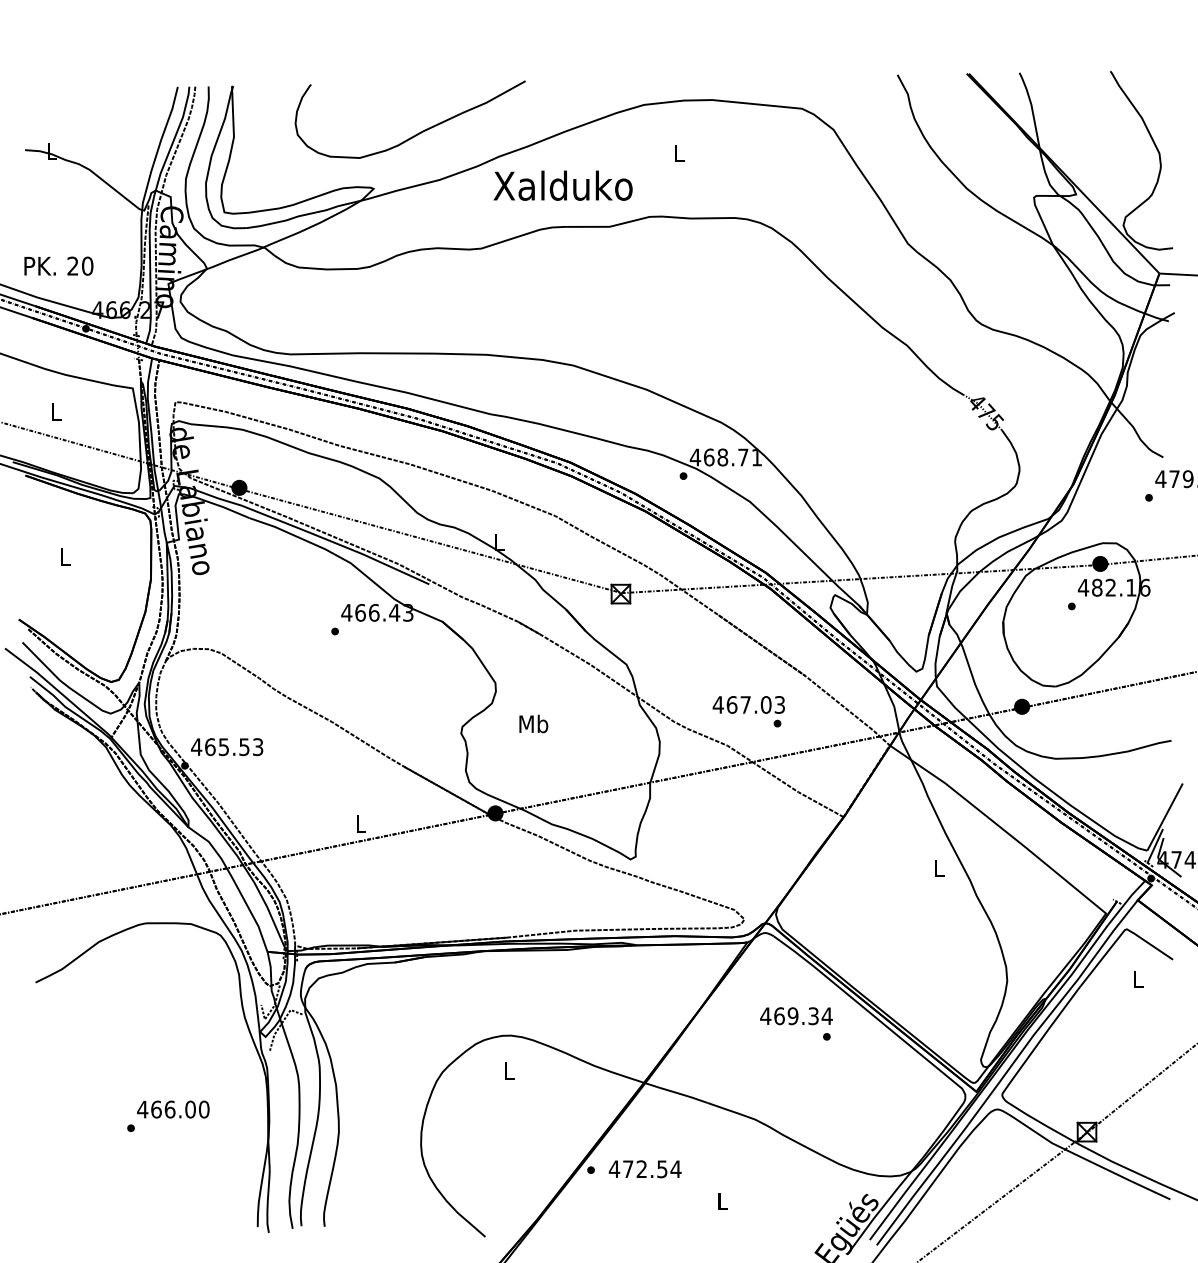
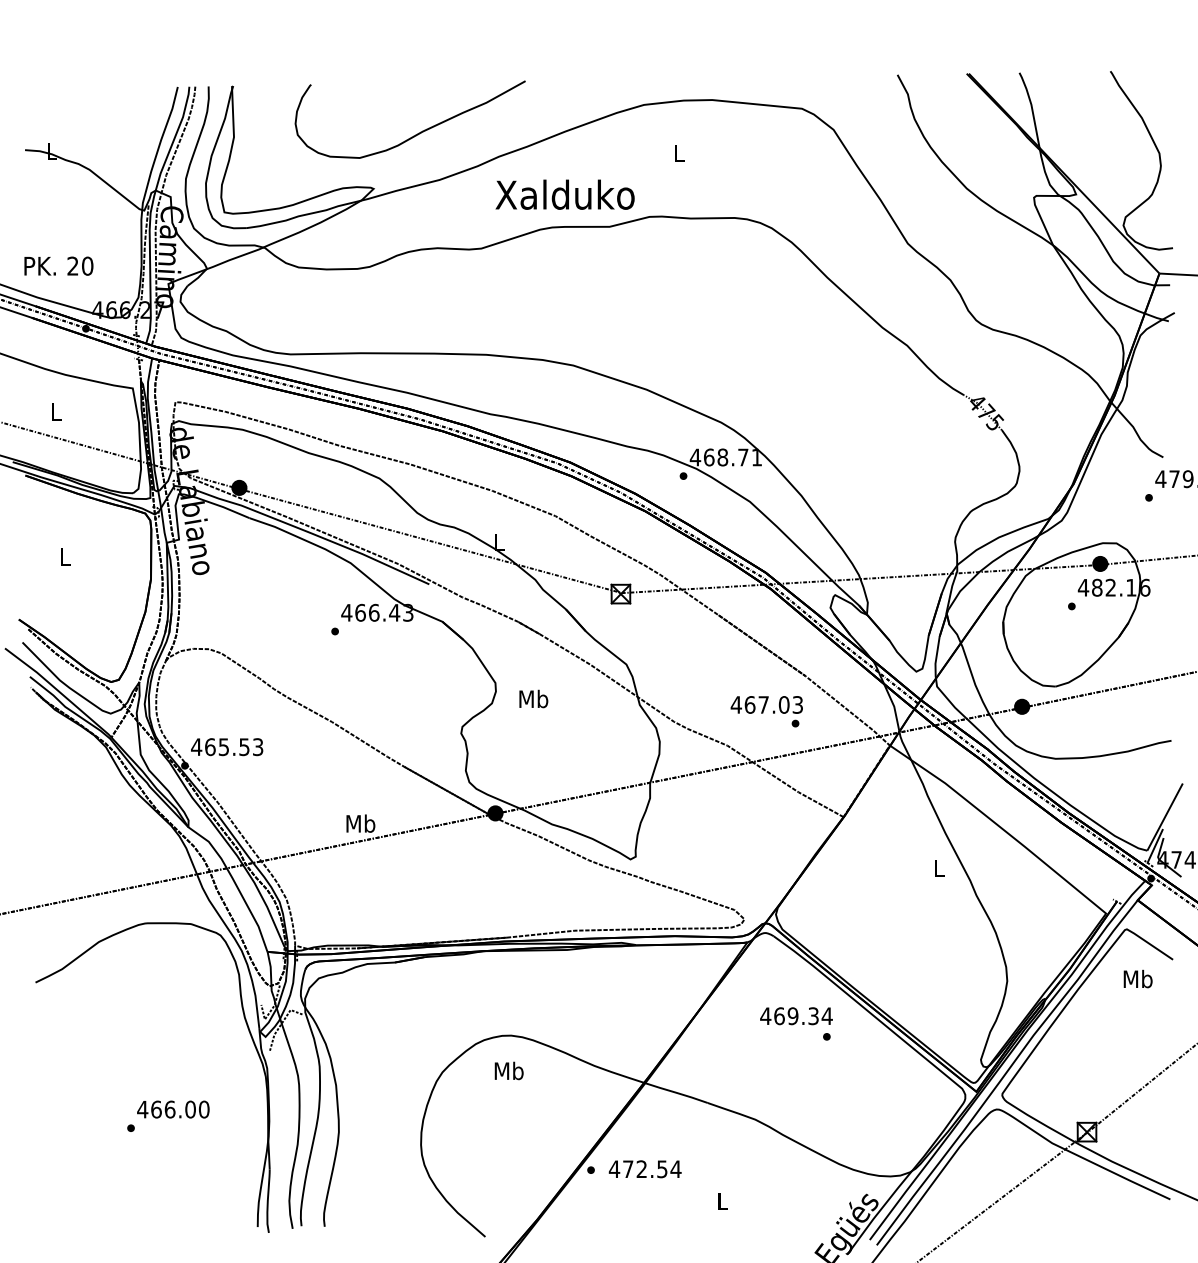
text position: (562, 185) -> (564, 194) (564, 194)
text position: (748, 711) -> (766, 711) (766, 711)
text position: (533, 723) -> (533, 698) (533, 698)
text: L -> Mb (360, 823)
text: L -> Mb (1137, 978)
text: L -> Mb (508, 1070)
